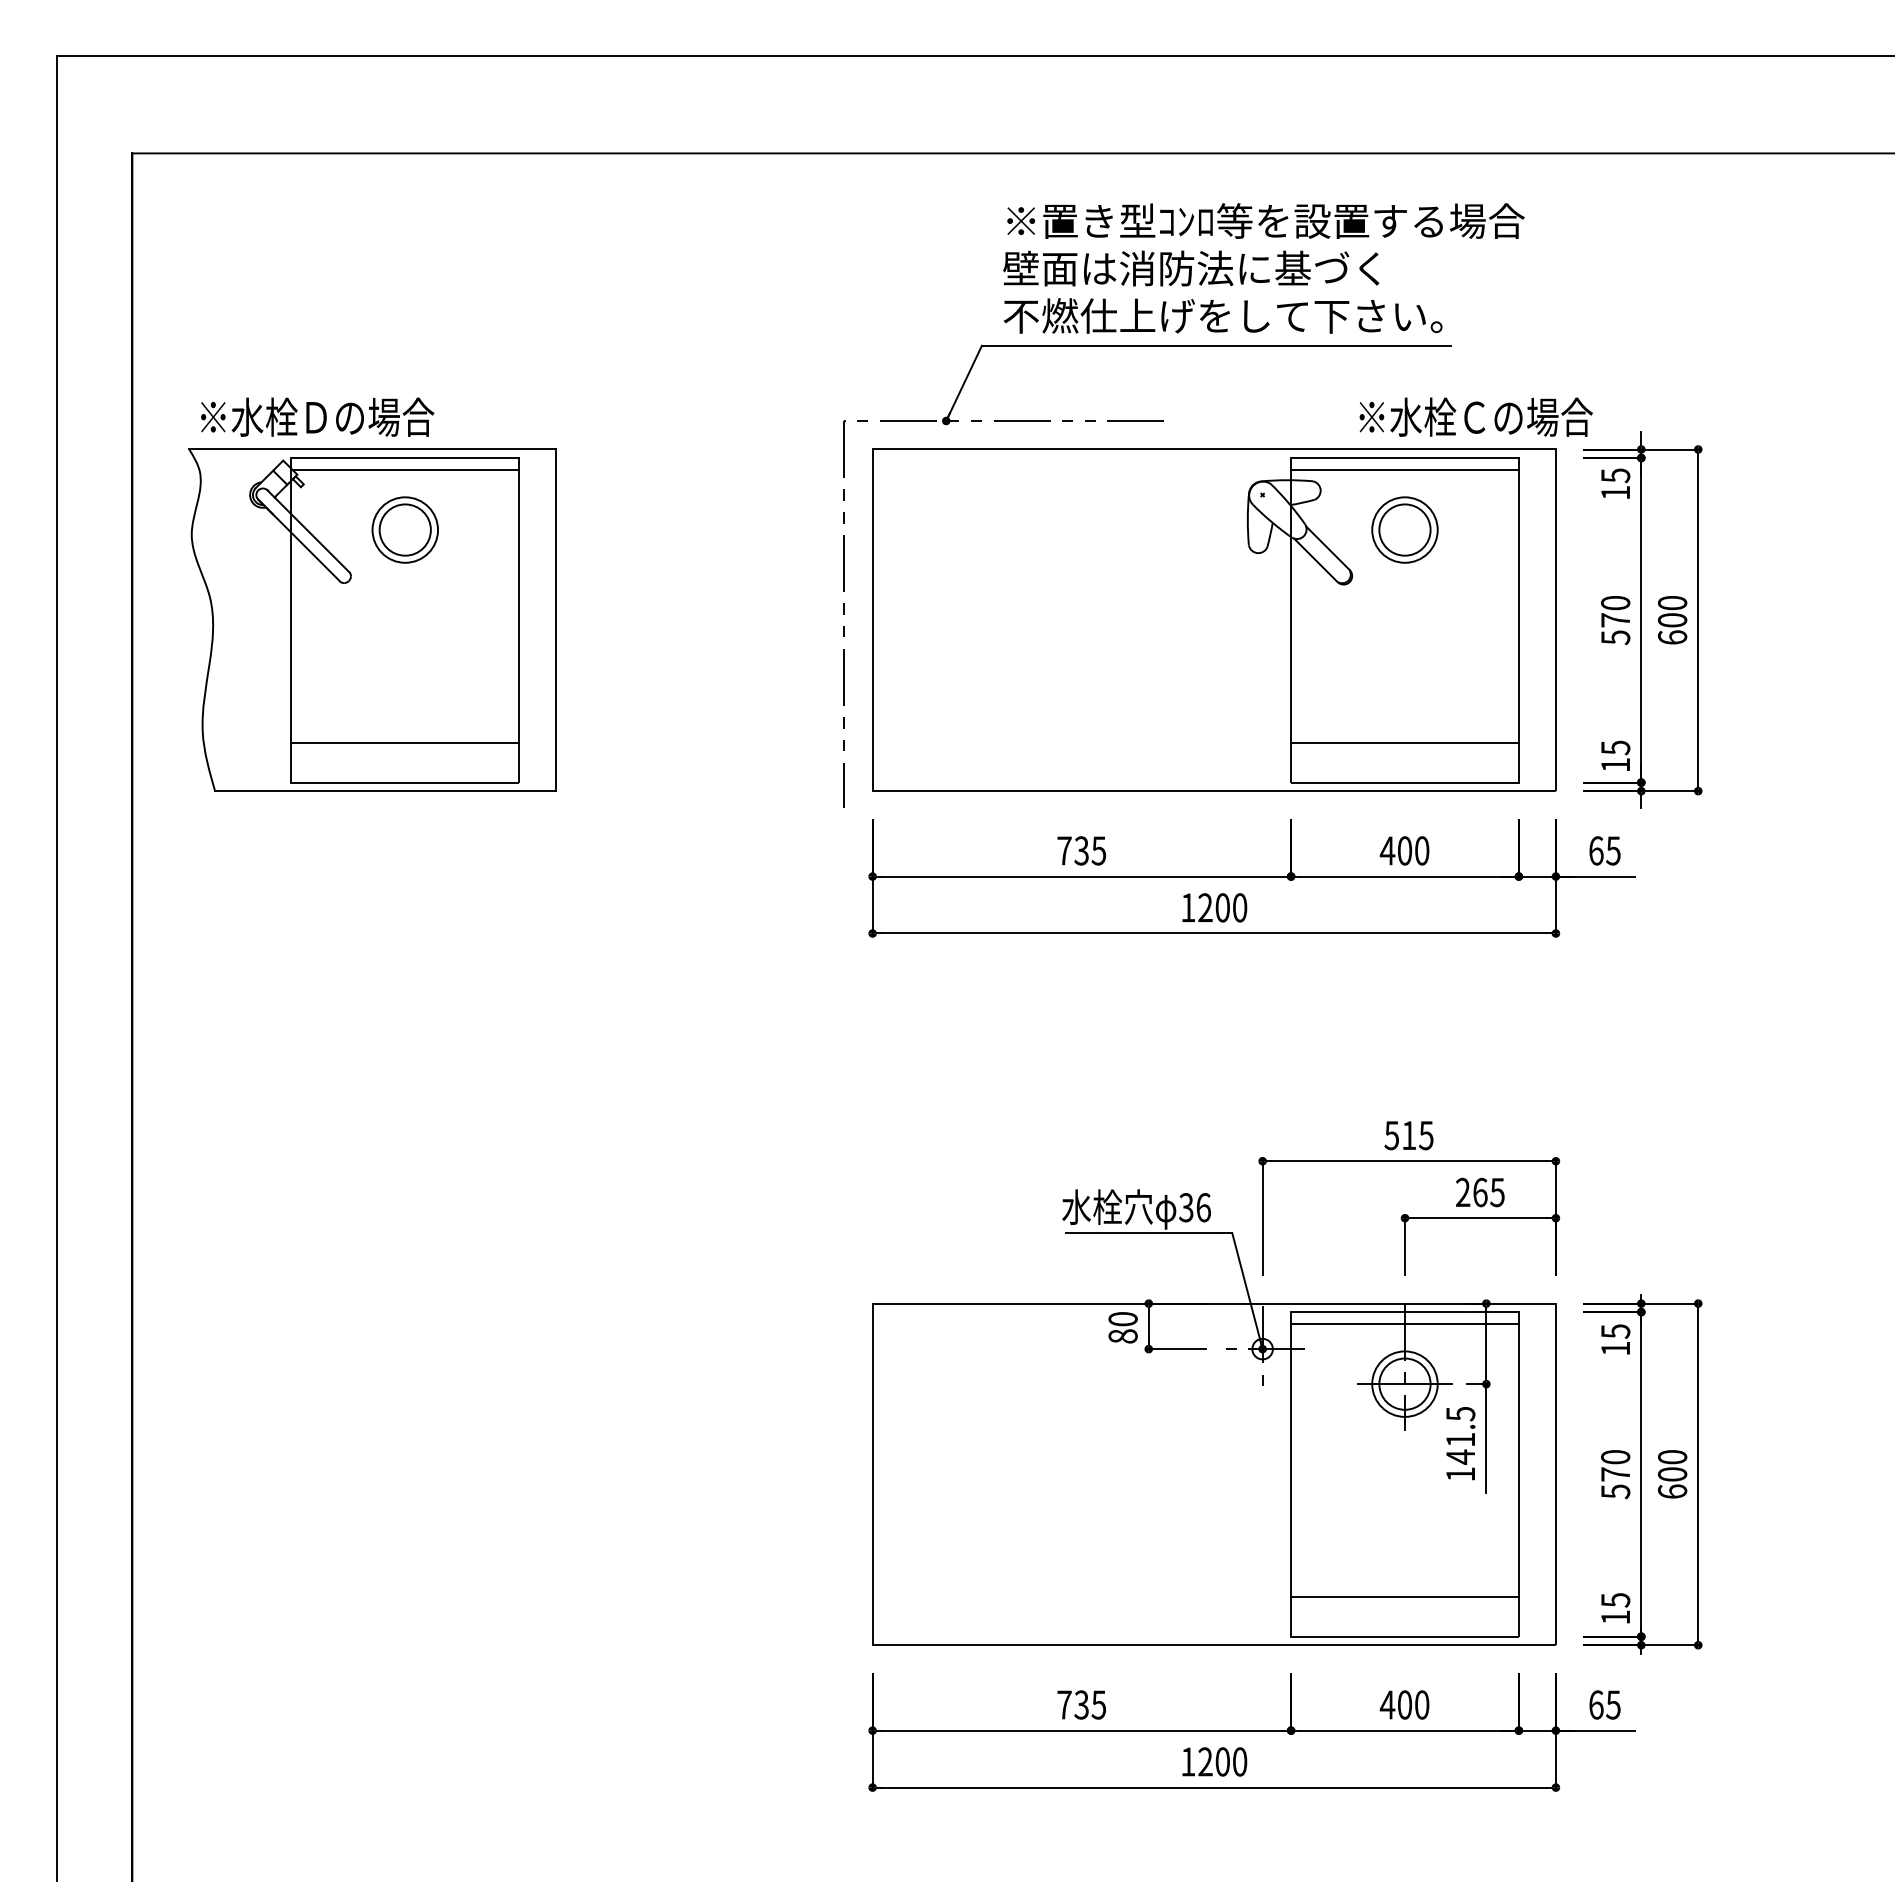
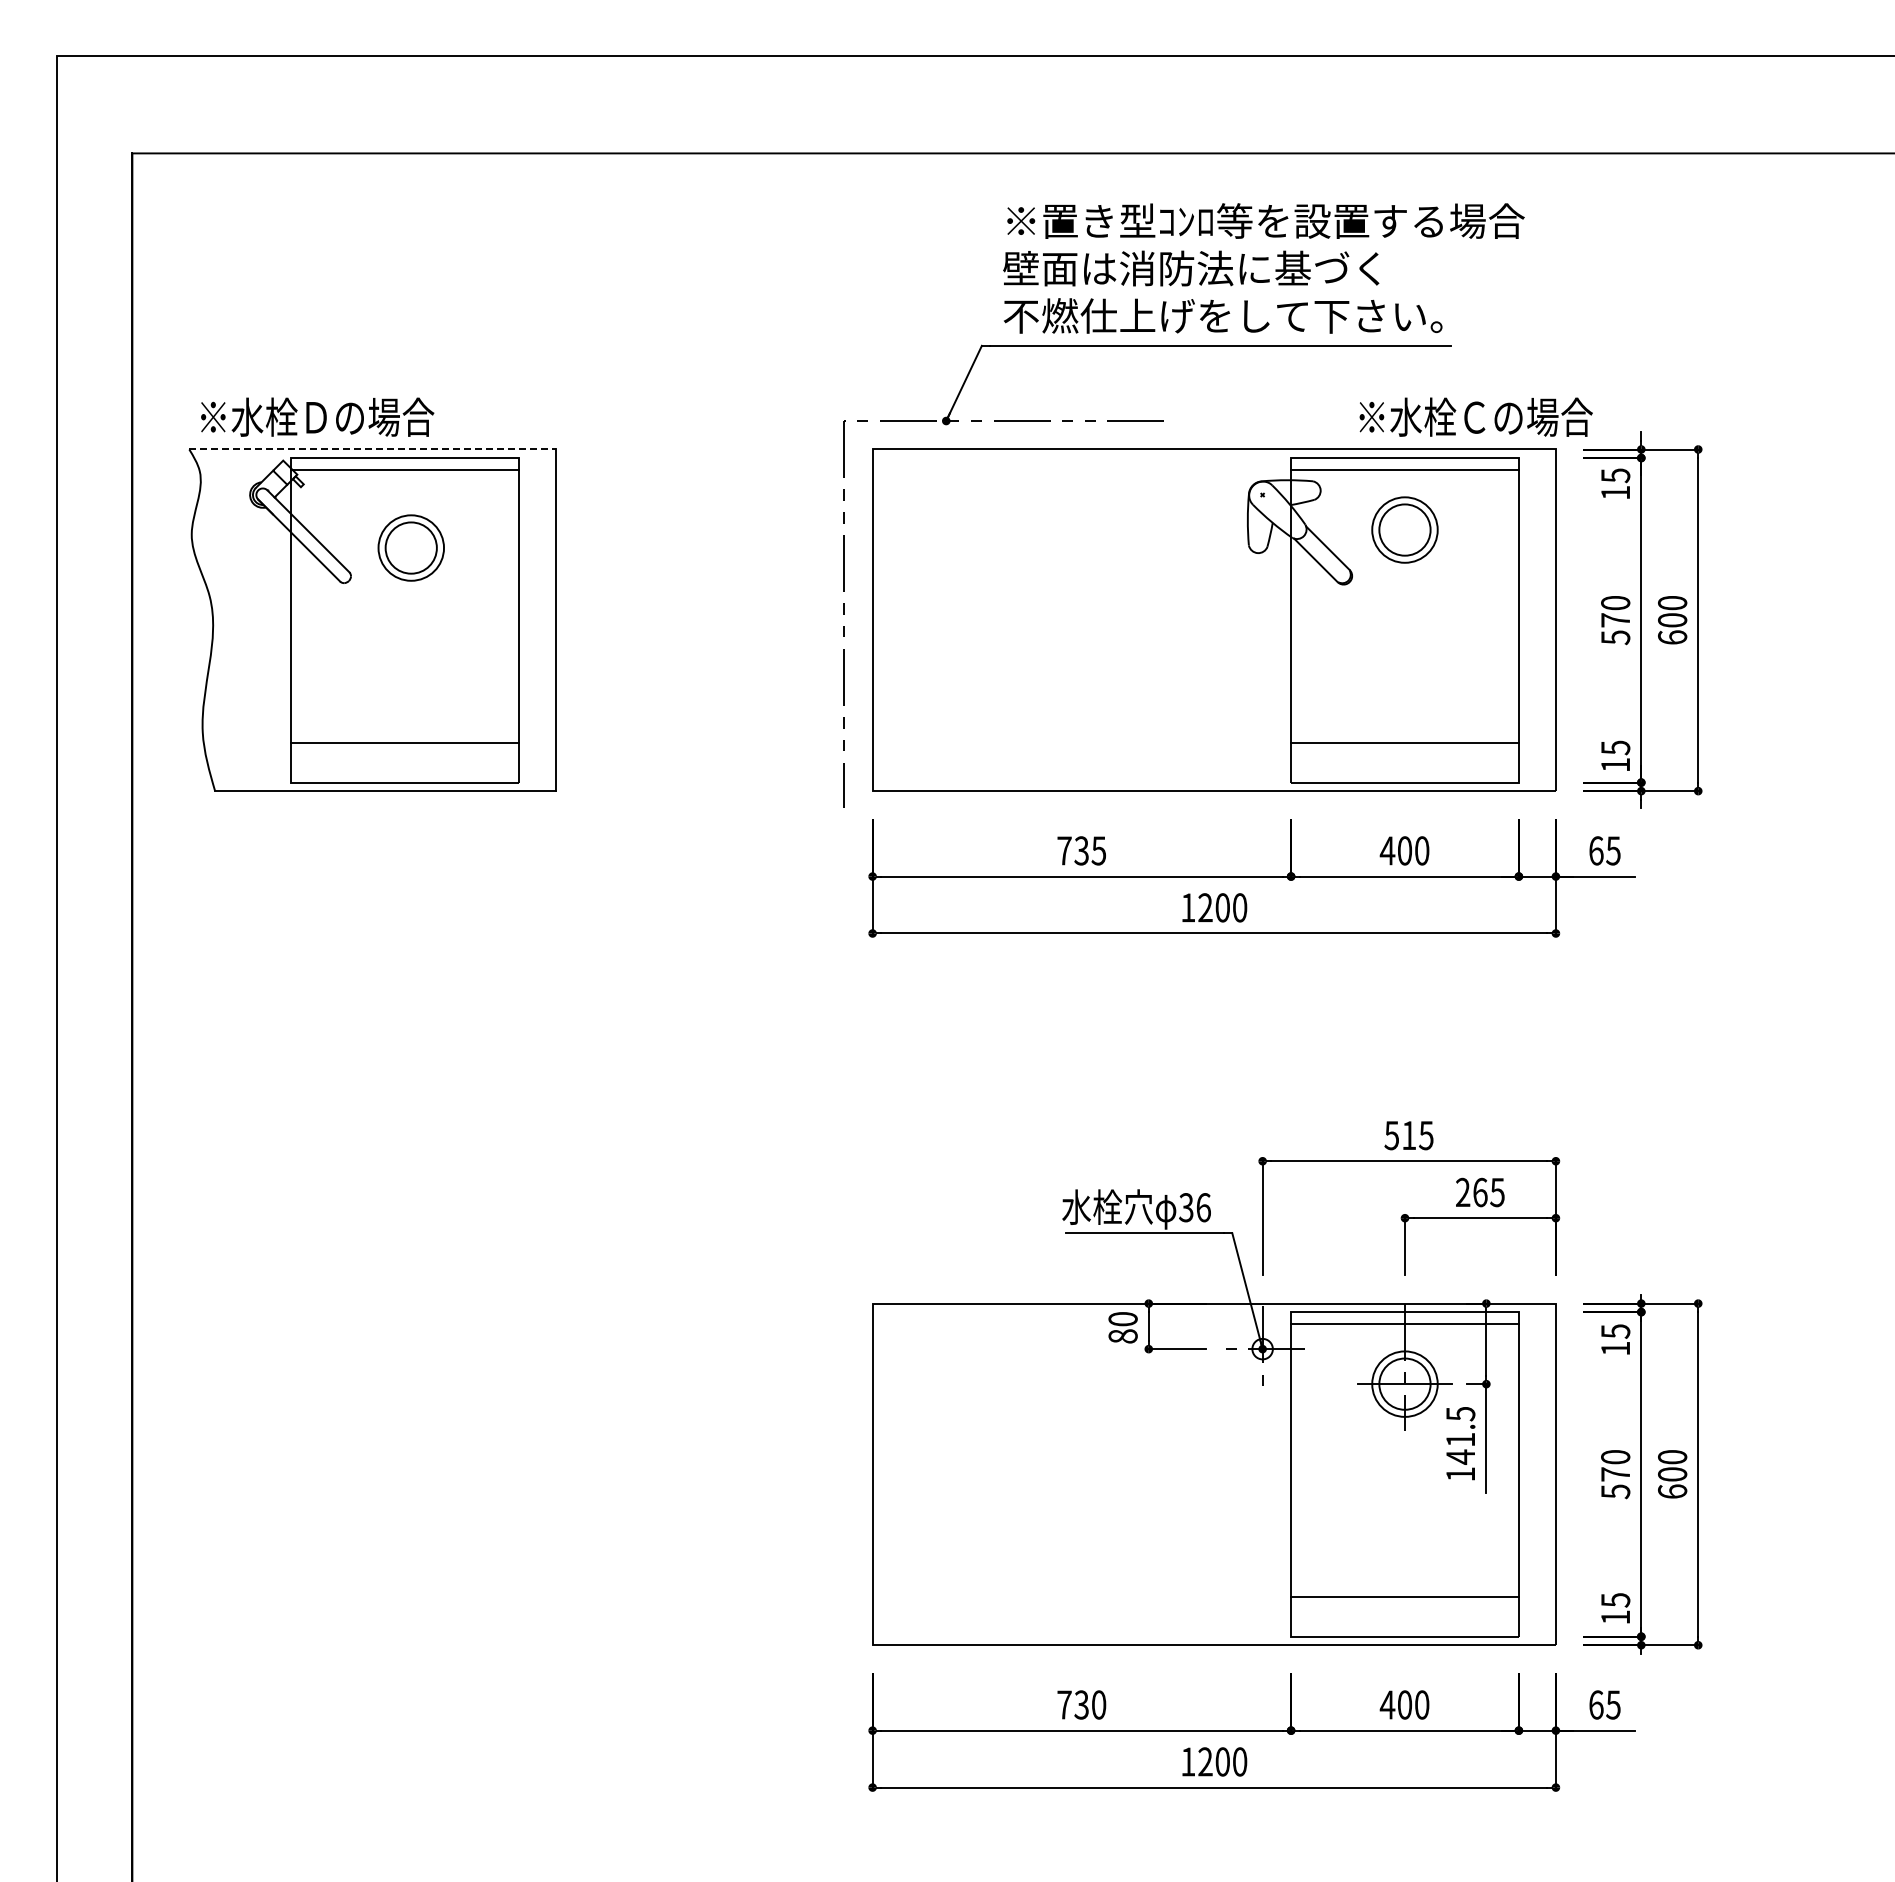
line: solid -> dashed (373, 449)
part position: (404, 529) -> (410, 547) (410, 547)
text: 735 -> 730 (1098, 1704)
